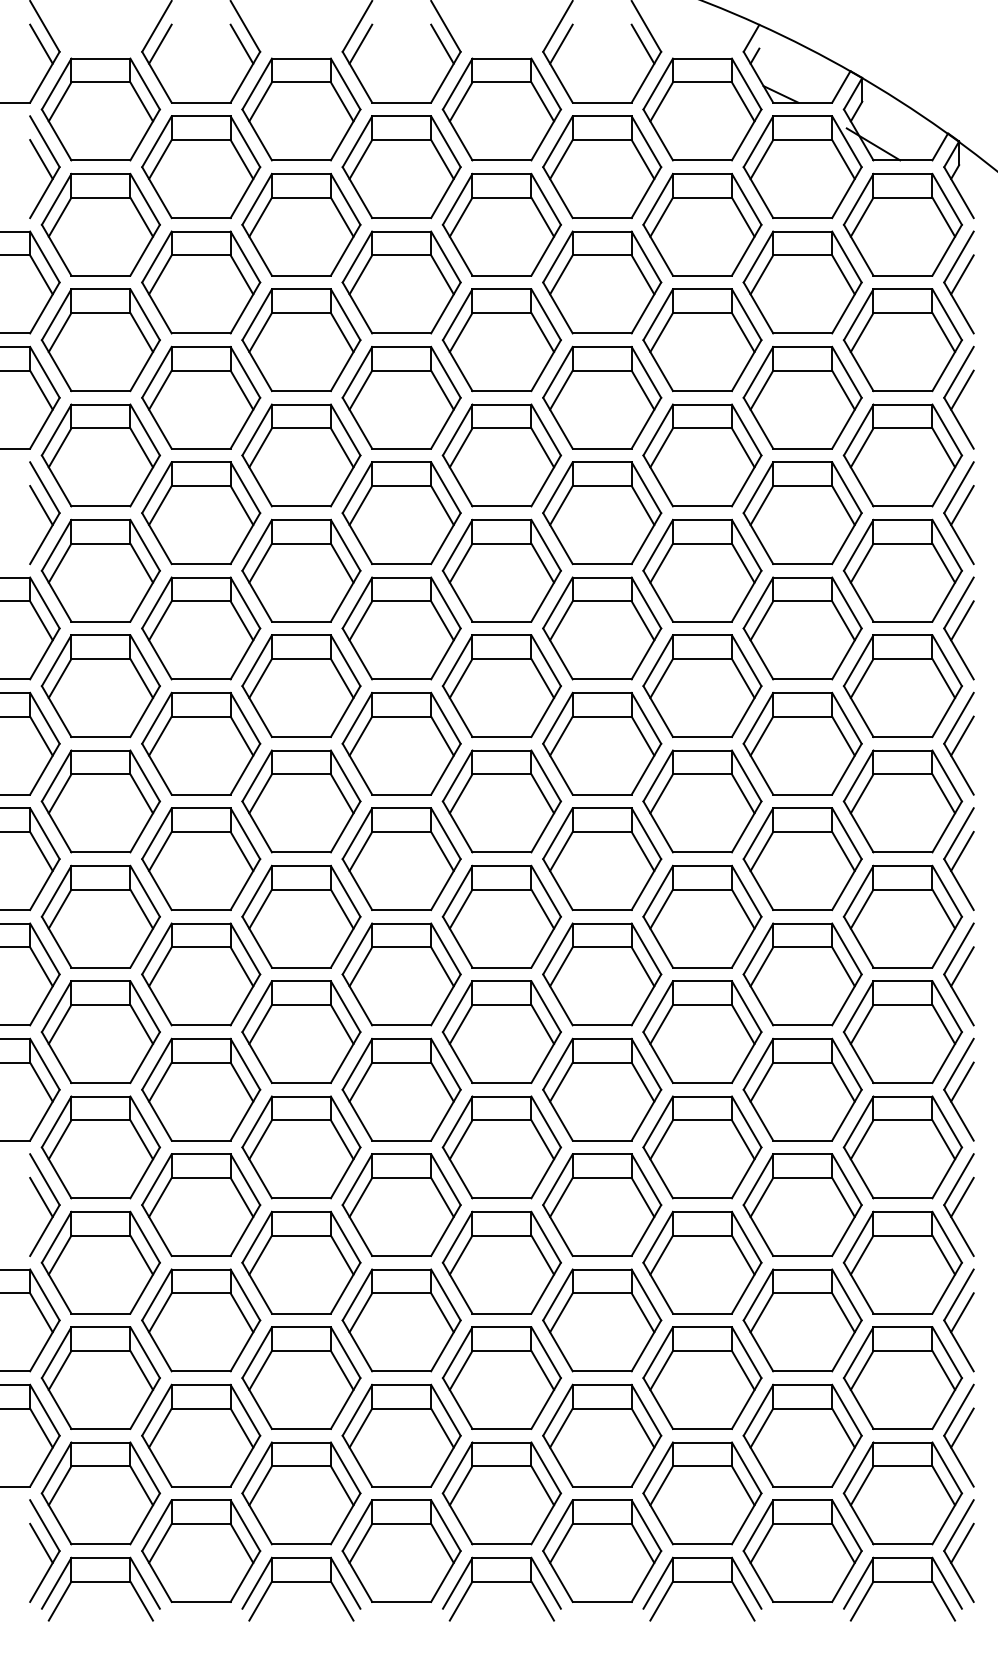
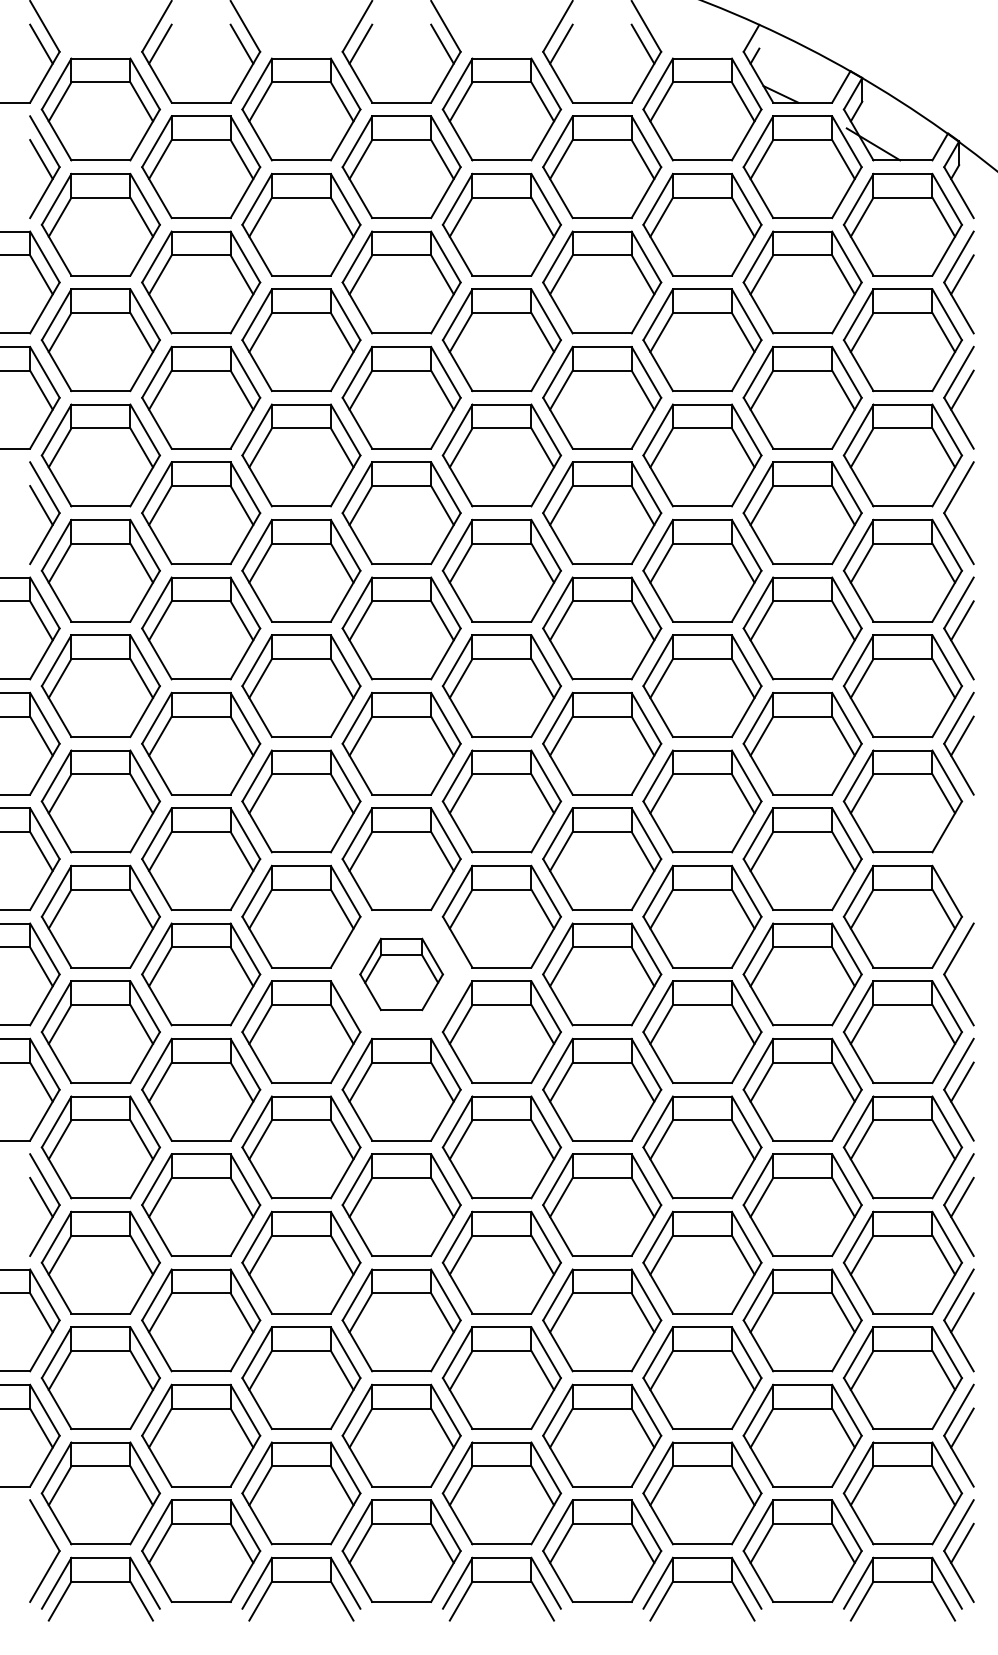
line: present -> none (962, 505)
part: present -> none (958, 859)
line: present -> none (962, 966)
part size: 121x105 px -> 86x75 px (401, 974)
line: present -> none (41, 1542)
